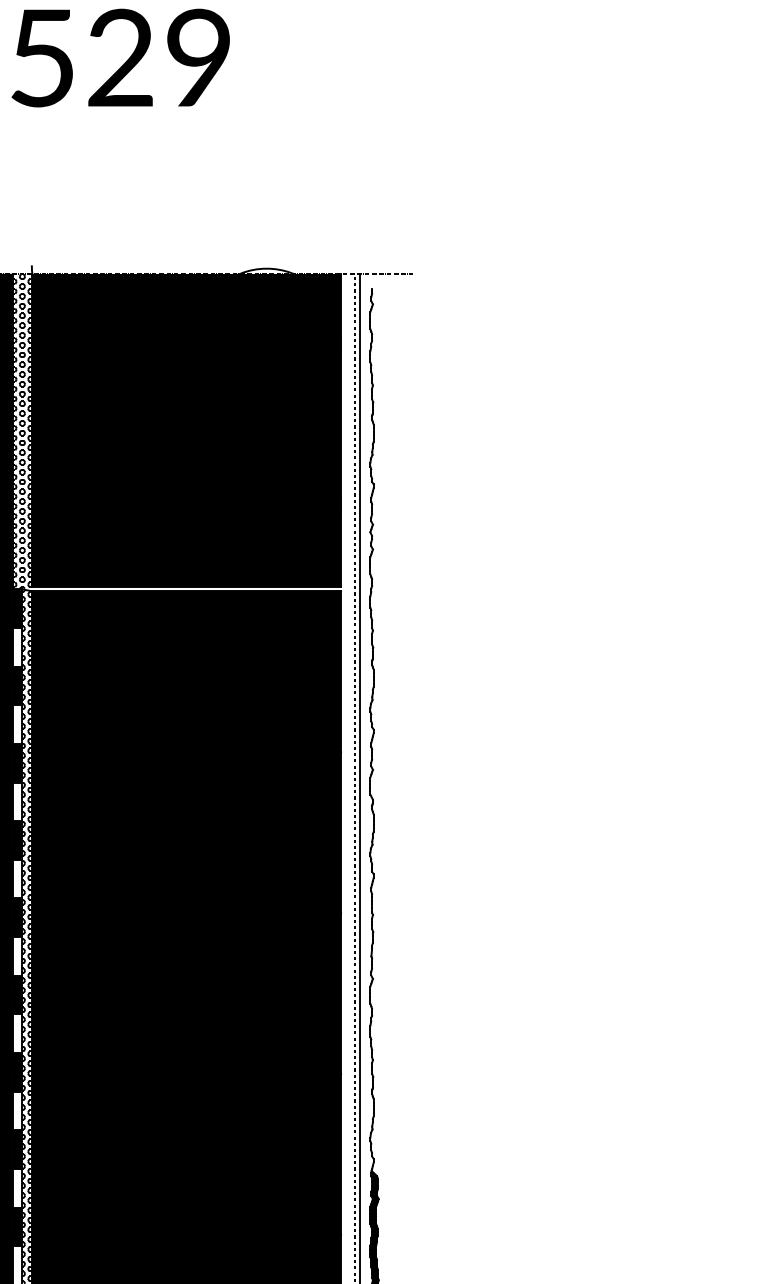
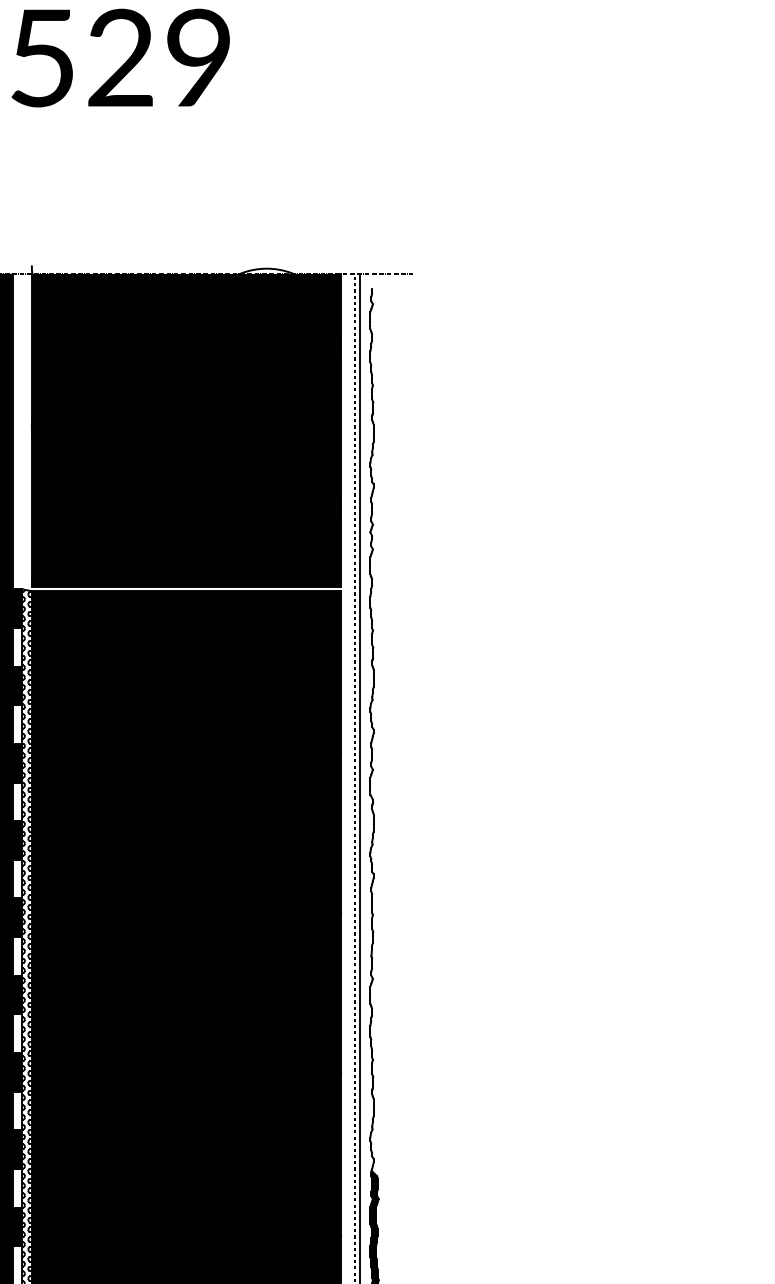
hatch: present -> none (21, 431)
